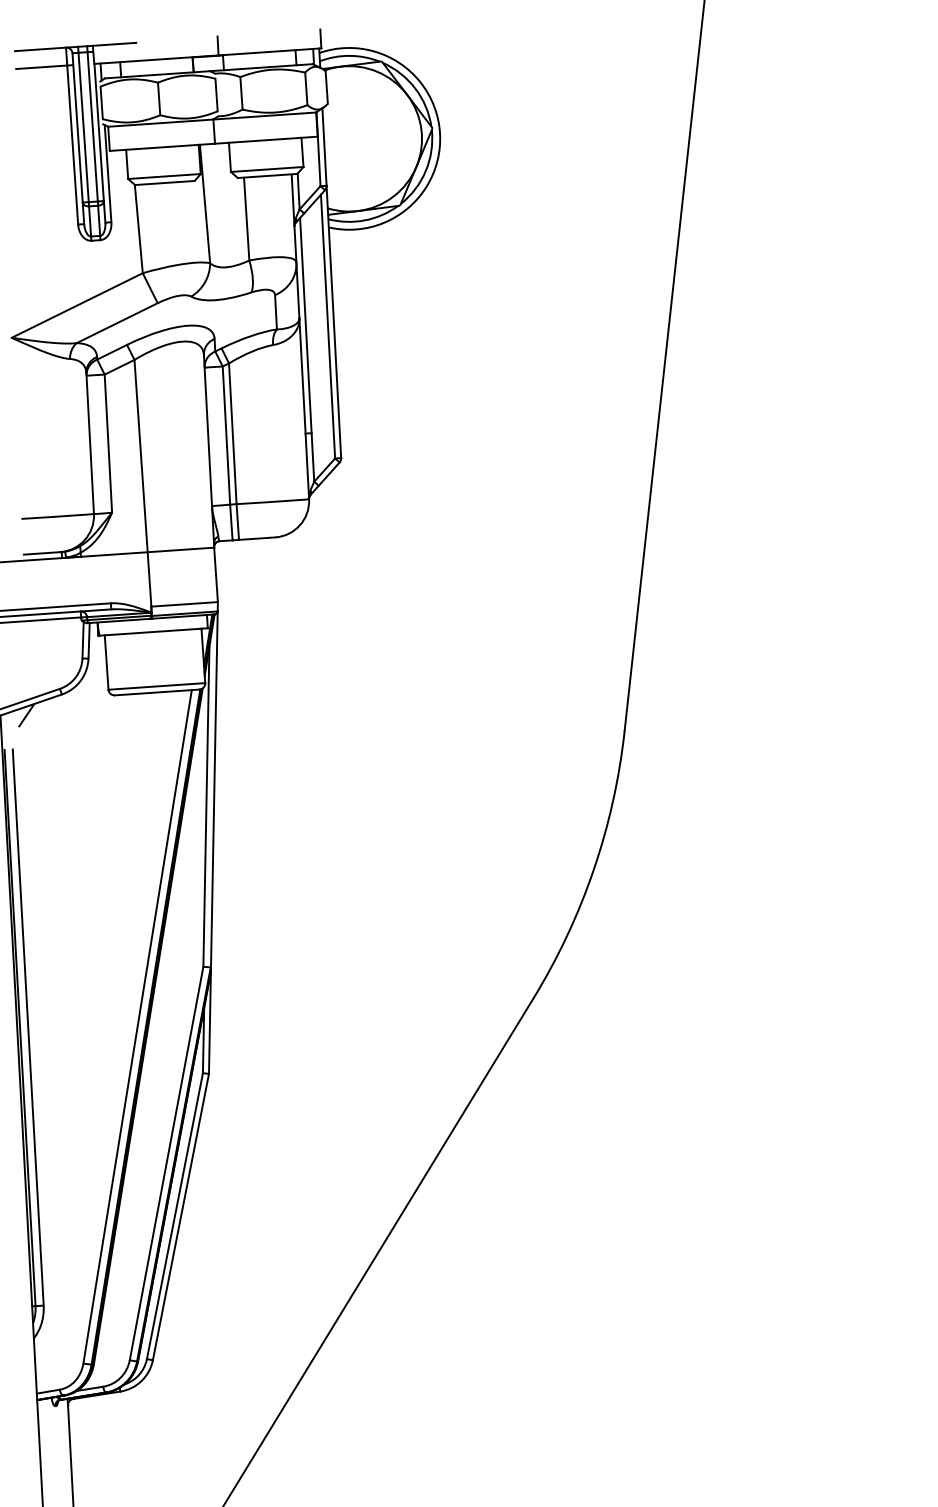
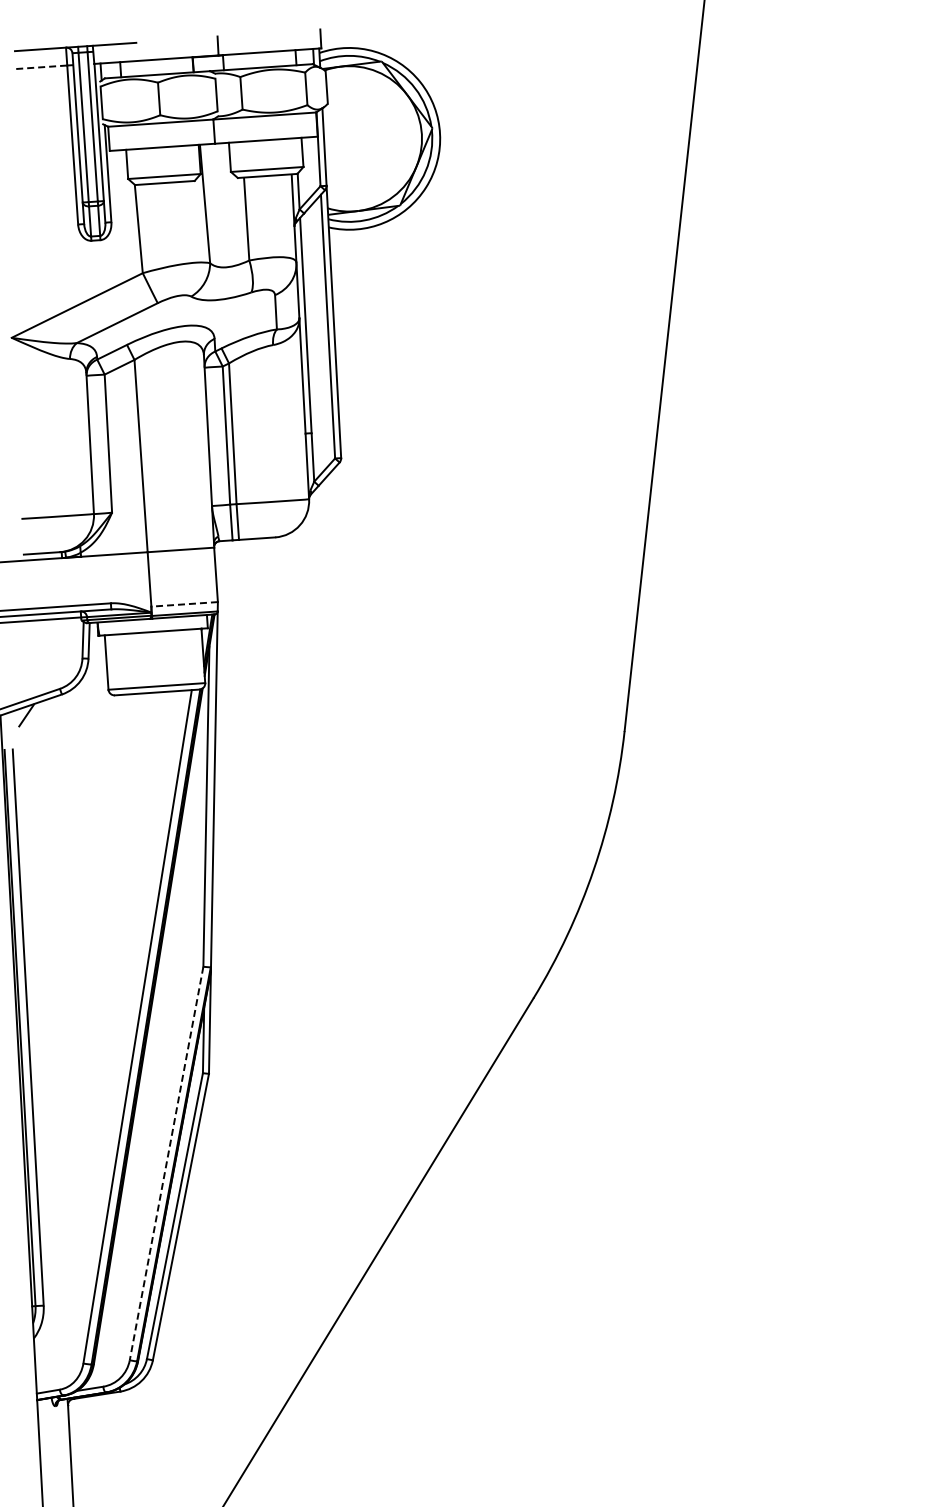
line: solid -> dashed (41, 67)
line: solid -> dashed (184, 604)
line: solid -> dashed (166, 1164)
